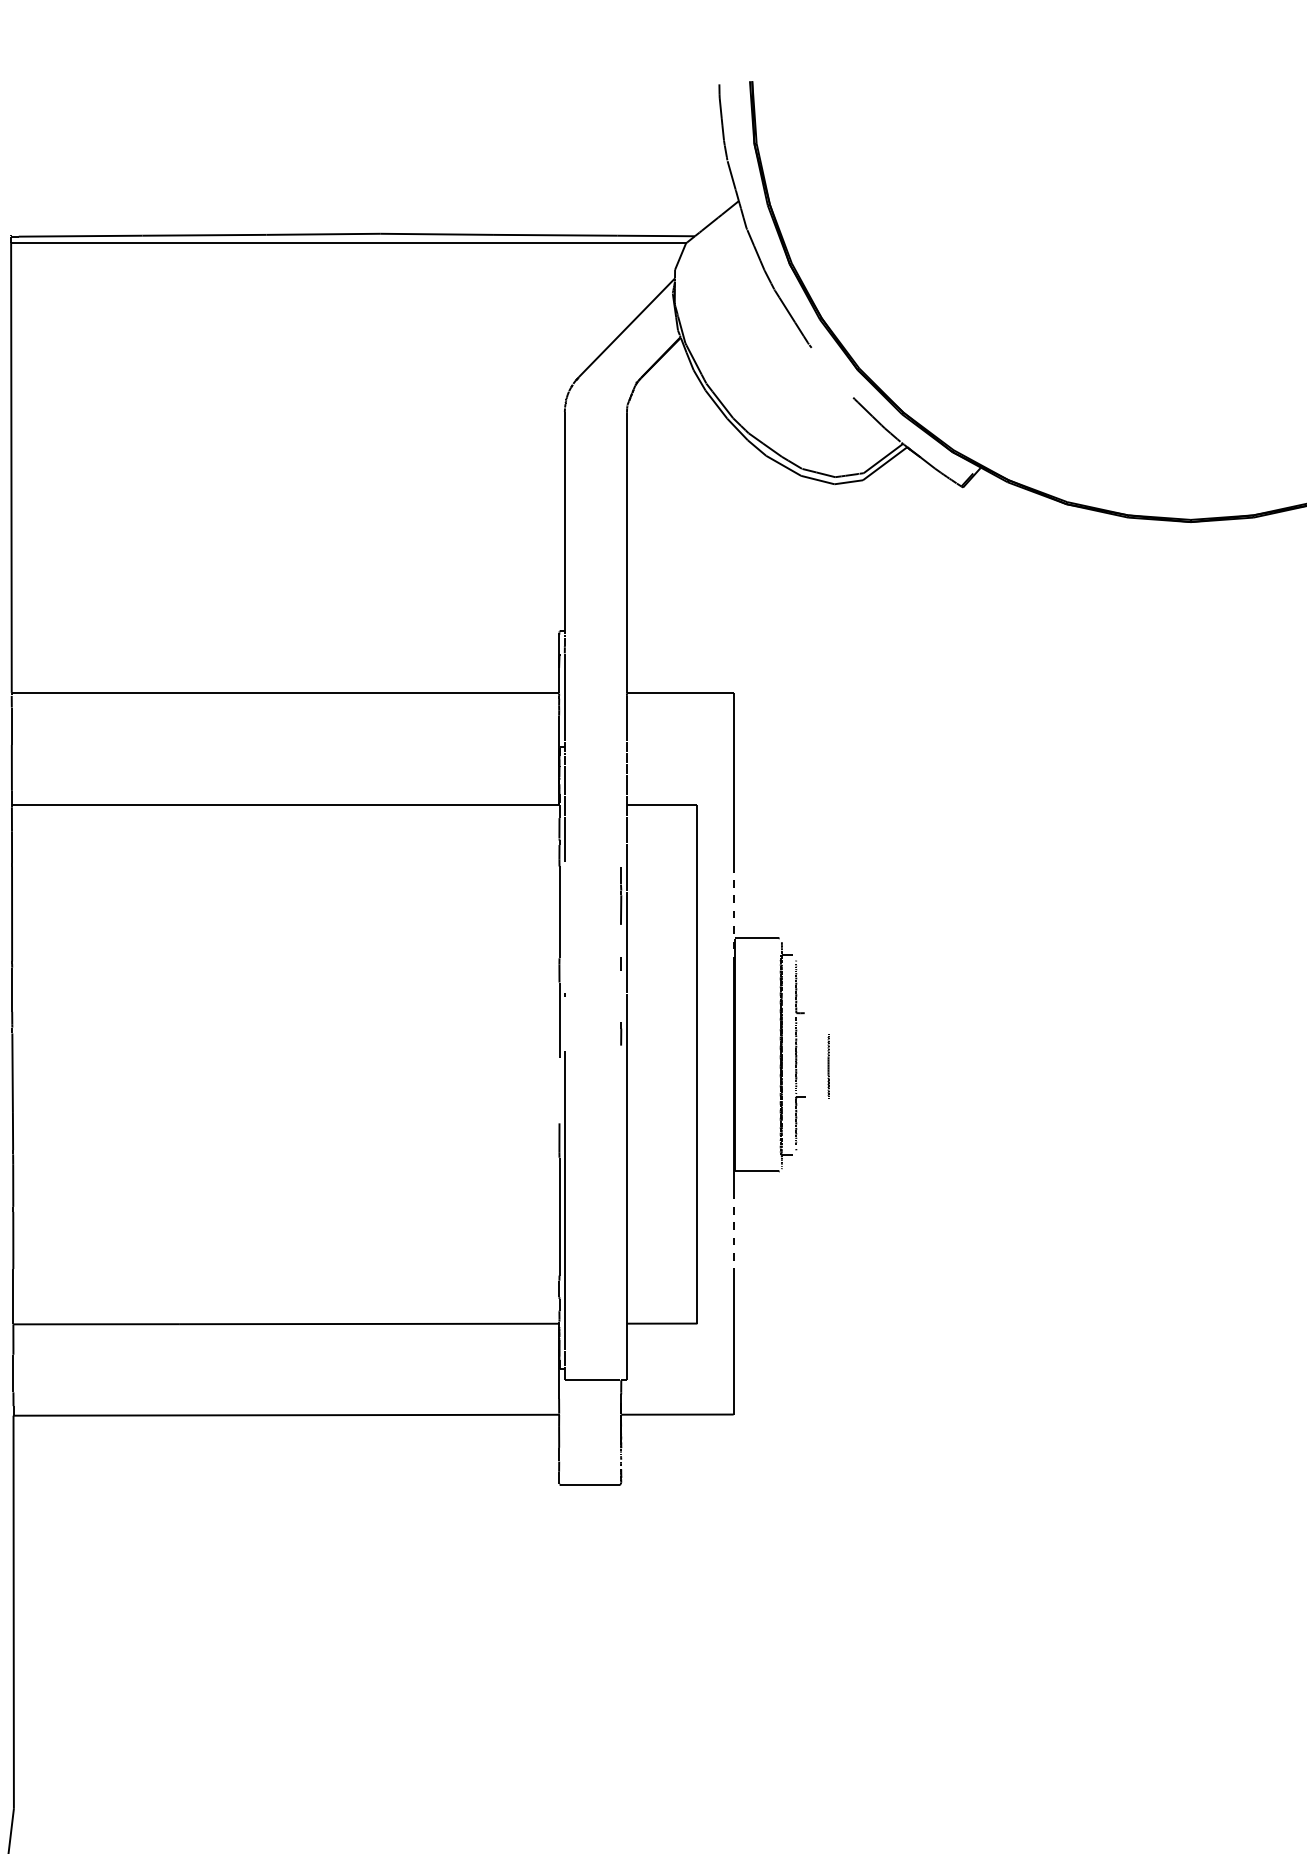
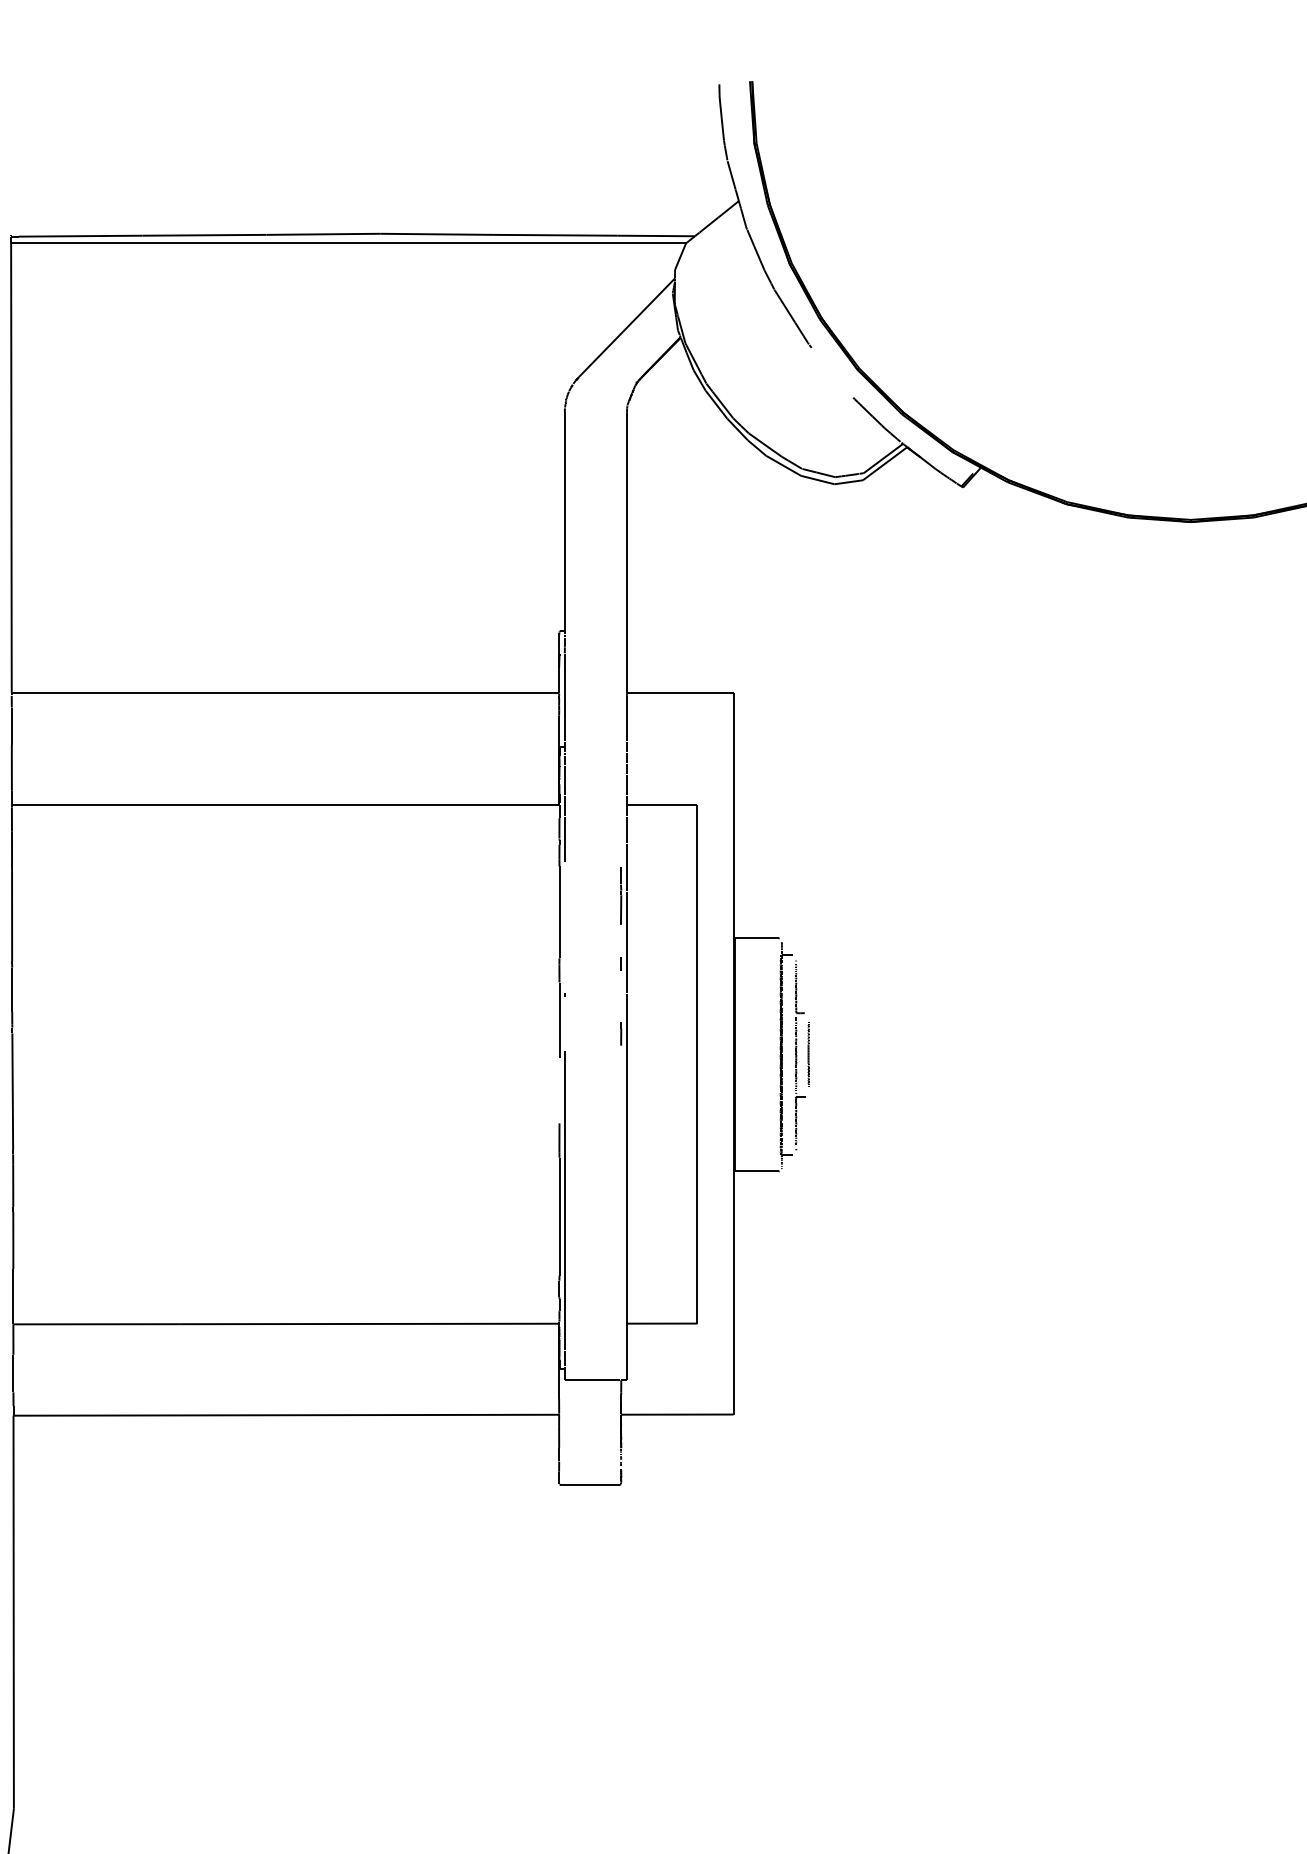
line: dashed -> solid (733, 919)
line position: (828, 1066) -> (808, 1054) (808, 1054)
line: dashed -> solid (733, 1233)
